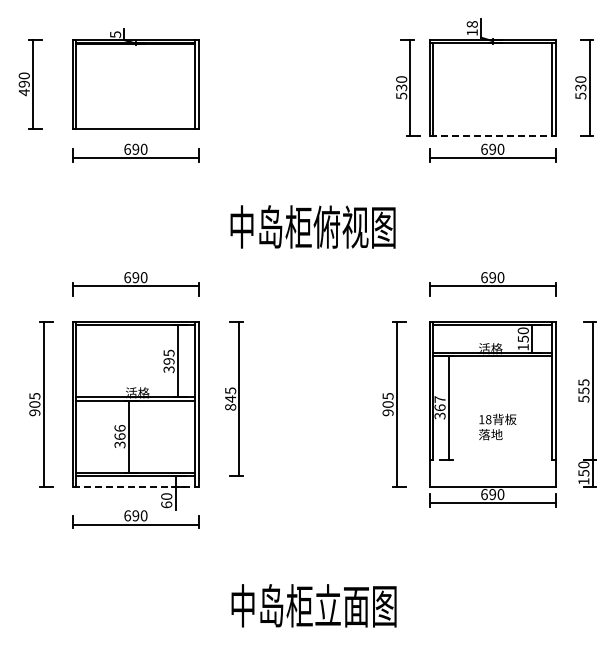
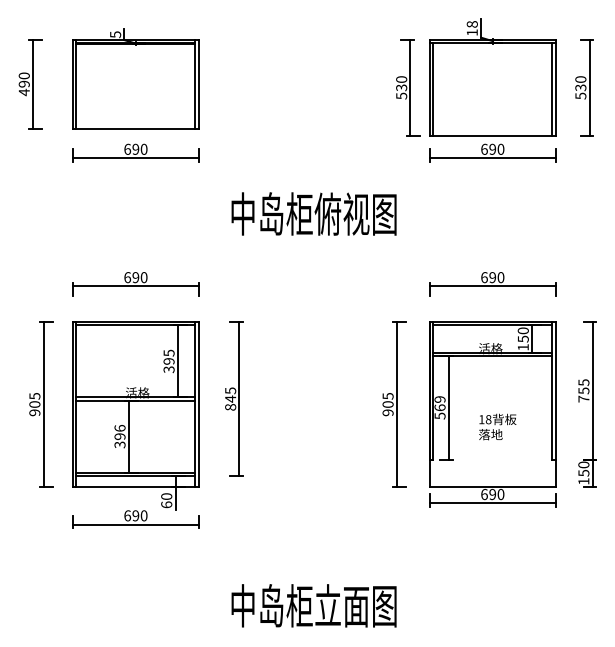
line: dashed -> solid (492, 136)
text position: (312, 226) -> (313, 213) (313, 213)
text: 555 -> 755 (583, 398)
text: 367 -> 569 (439, 407)
text: 366 -> 396 (119, 436)
line: dashed -> solid (135, 486)
